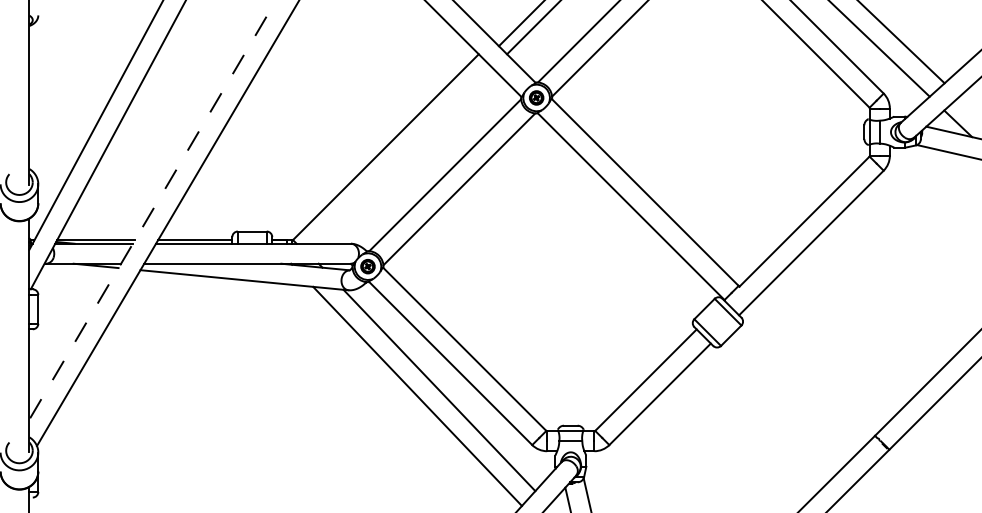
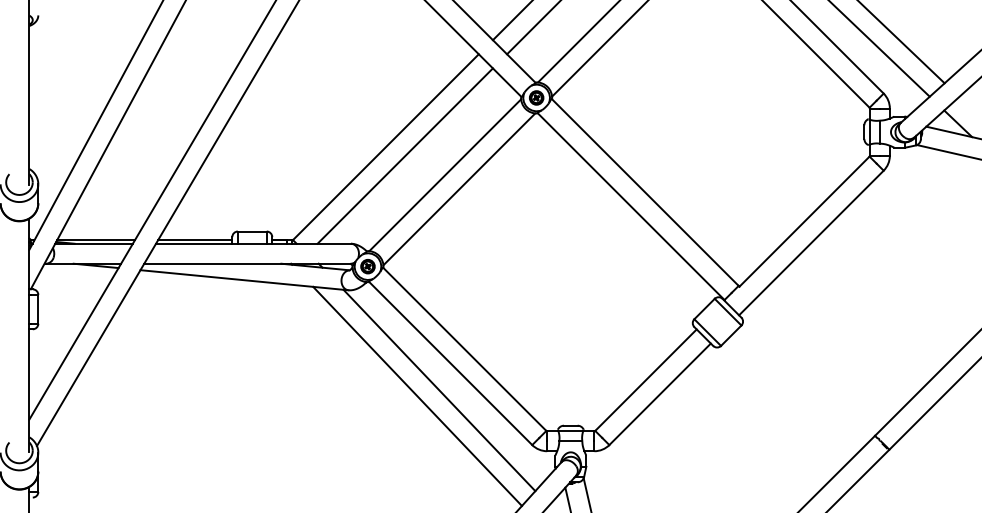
line position: (520, 24) -> (511, 21) (511, 21)
line: none -> present (404, 155)
line: dashed -> solid (152, 210)
